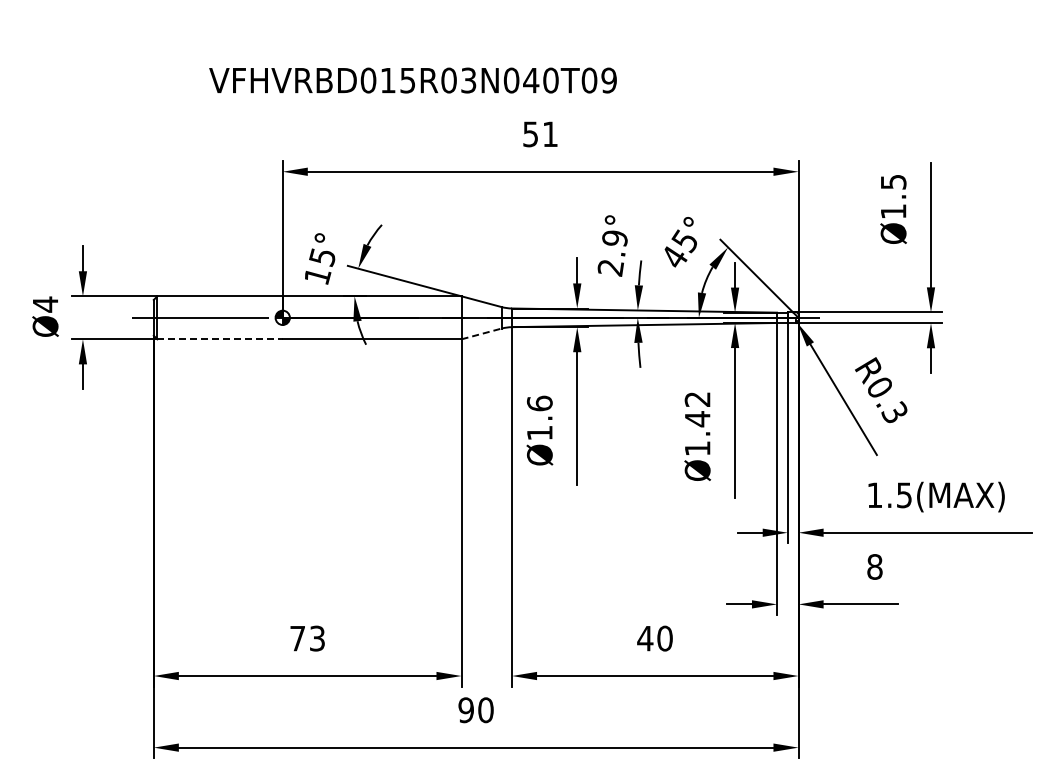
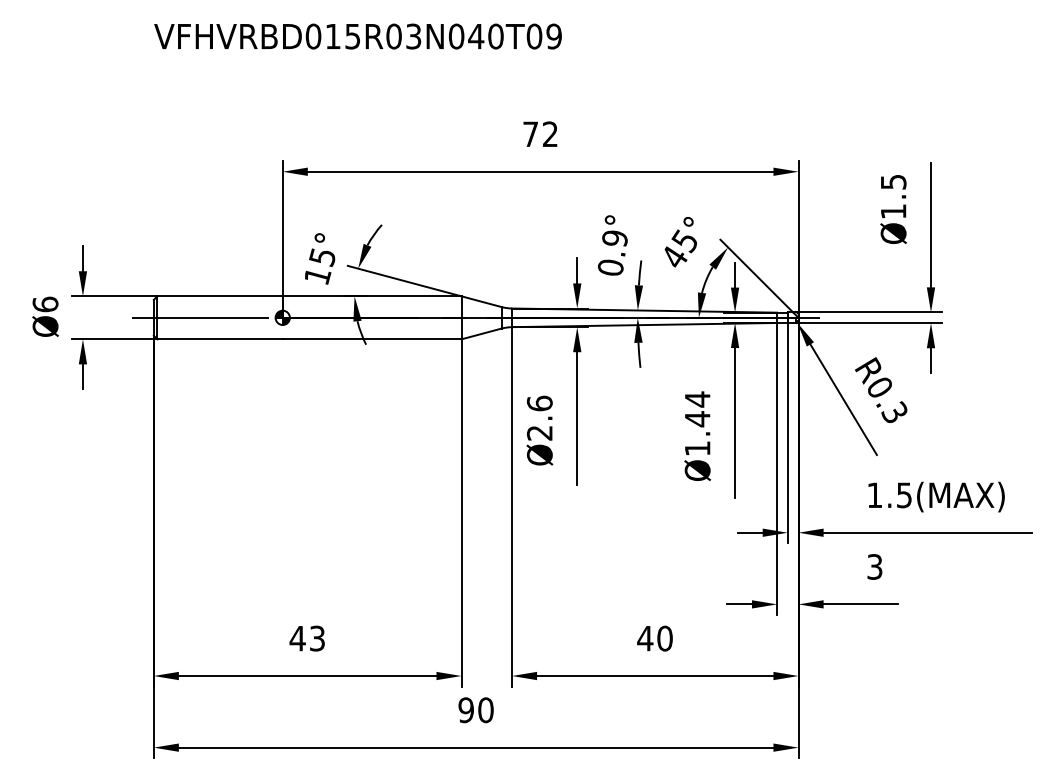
text position: (412, 80) -> (357, 36) (357, 36)
text: 51 -> 72 (540, 134)
text: 2.9° -> 0.9° (610, 267)
text: Ø4 -> Ø6 (45, 304)
line: dashed -> solid (481, 333)
line: dashed -> solid (220, 339)
text: Ø1.42 -> Ø1.44 (697, 399)
text: Ø1.6 -> Ø2.6 (539, 433)
text: 8 -> 3 (874, 566)
text: 73 -> 43 (297, 638)
